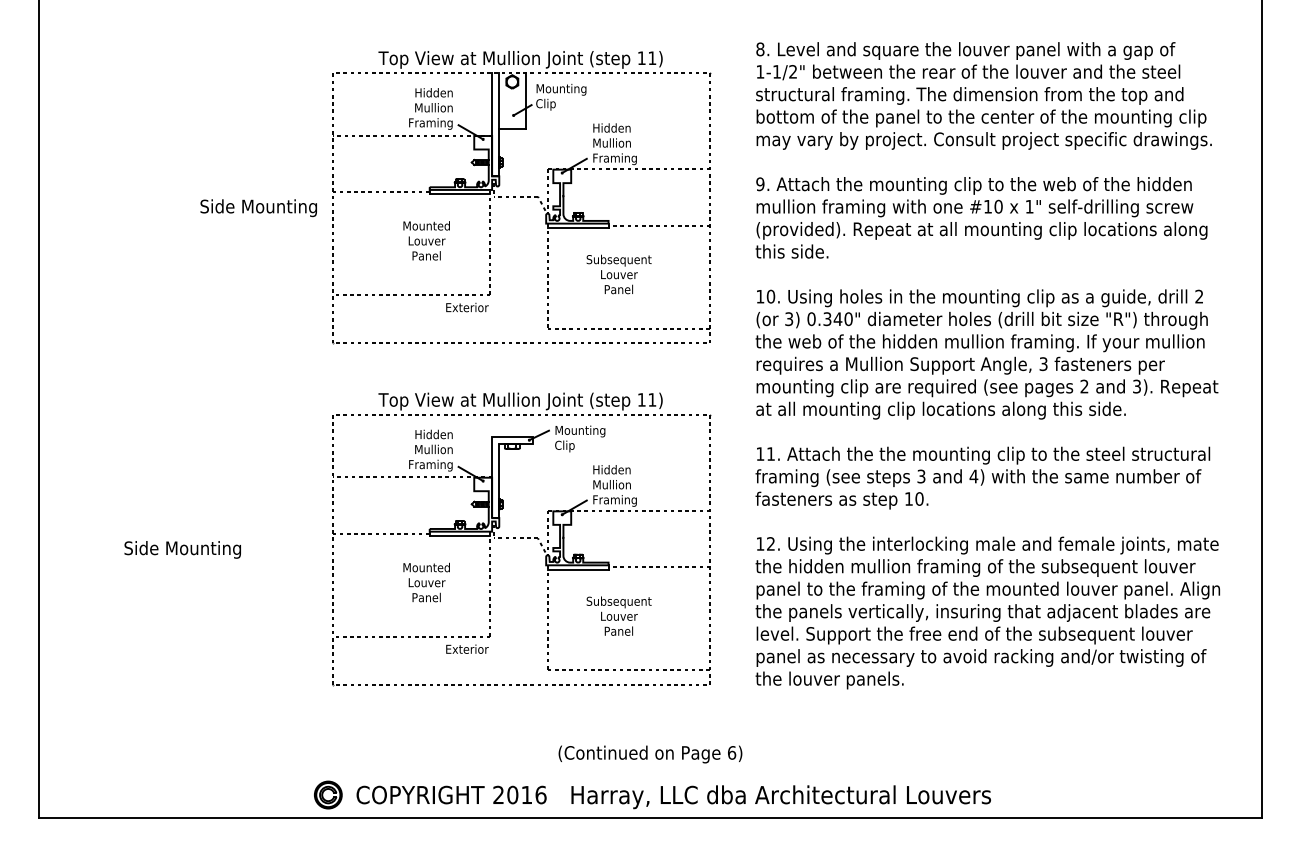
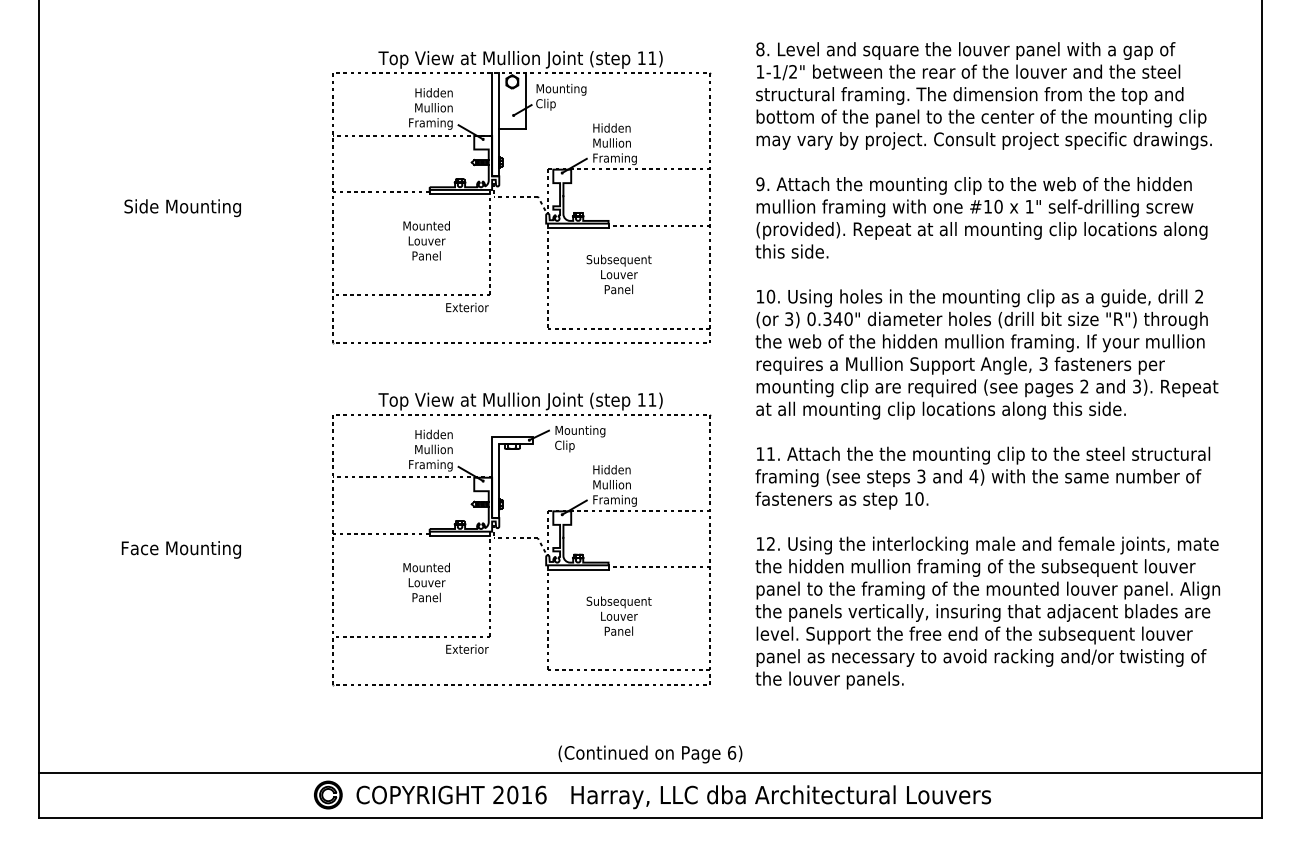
text position: (258, 208) -> (182, 208) (182, 208)
text: Side Mounting -> Face Mounting (134, 548)
line: none -> present (650, 772)
